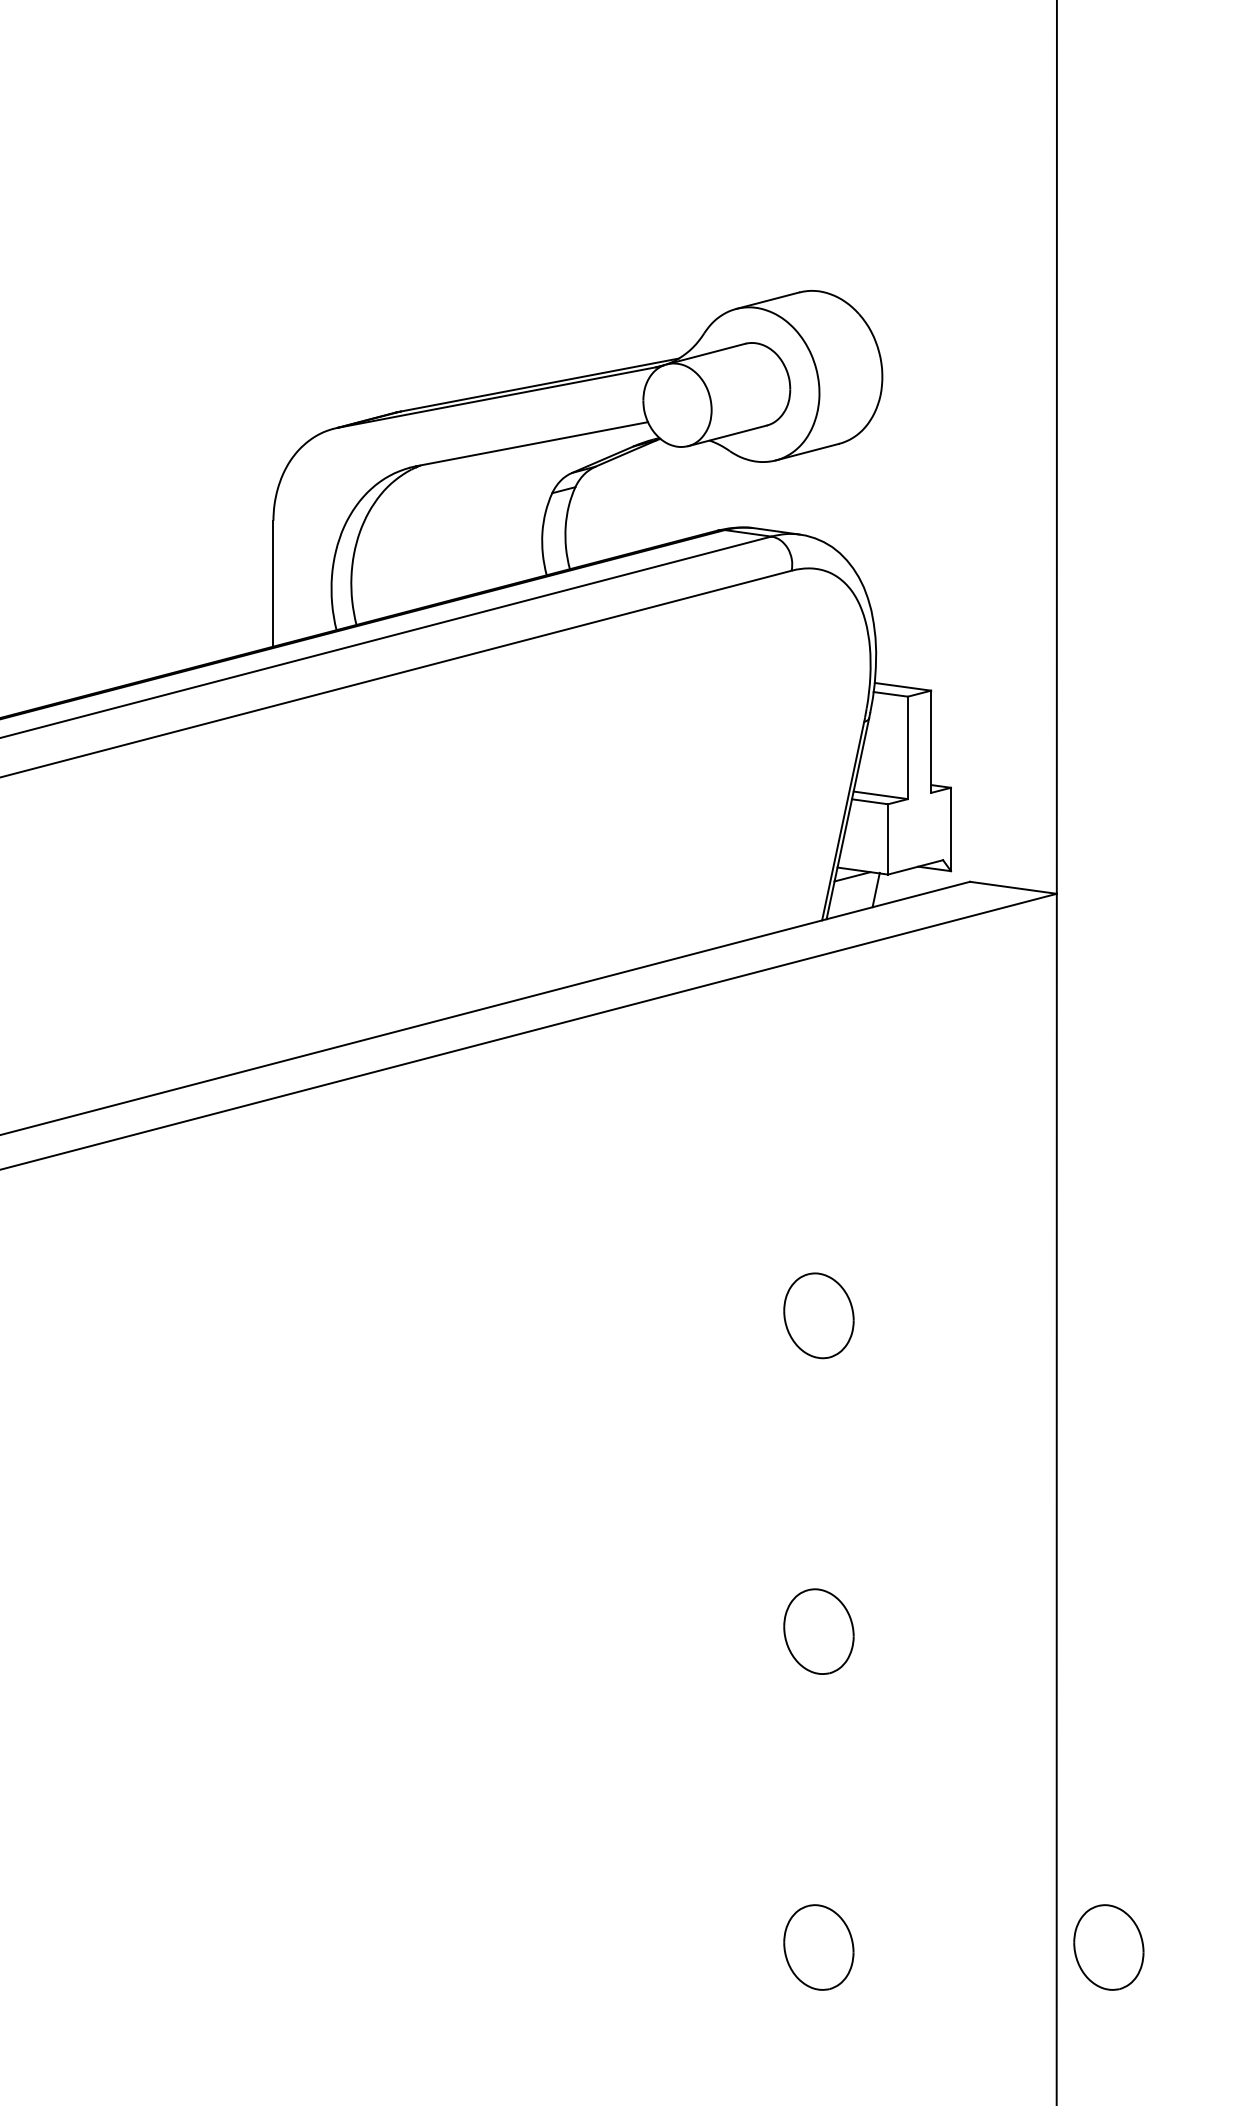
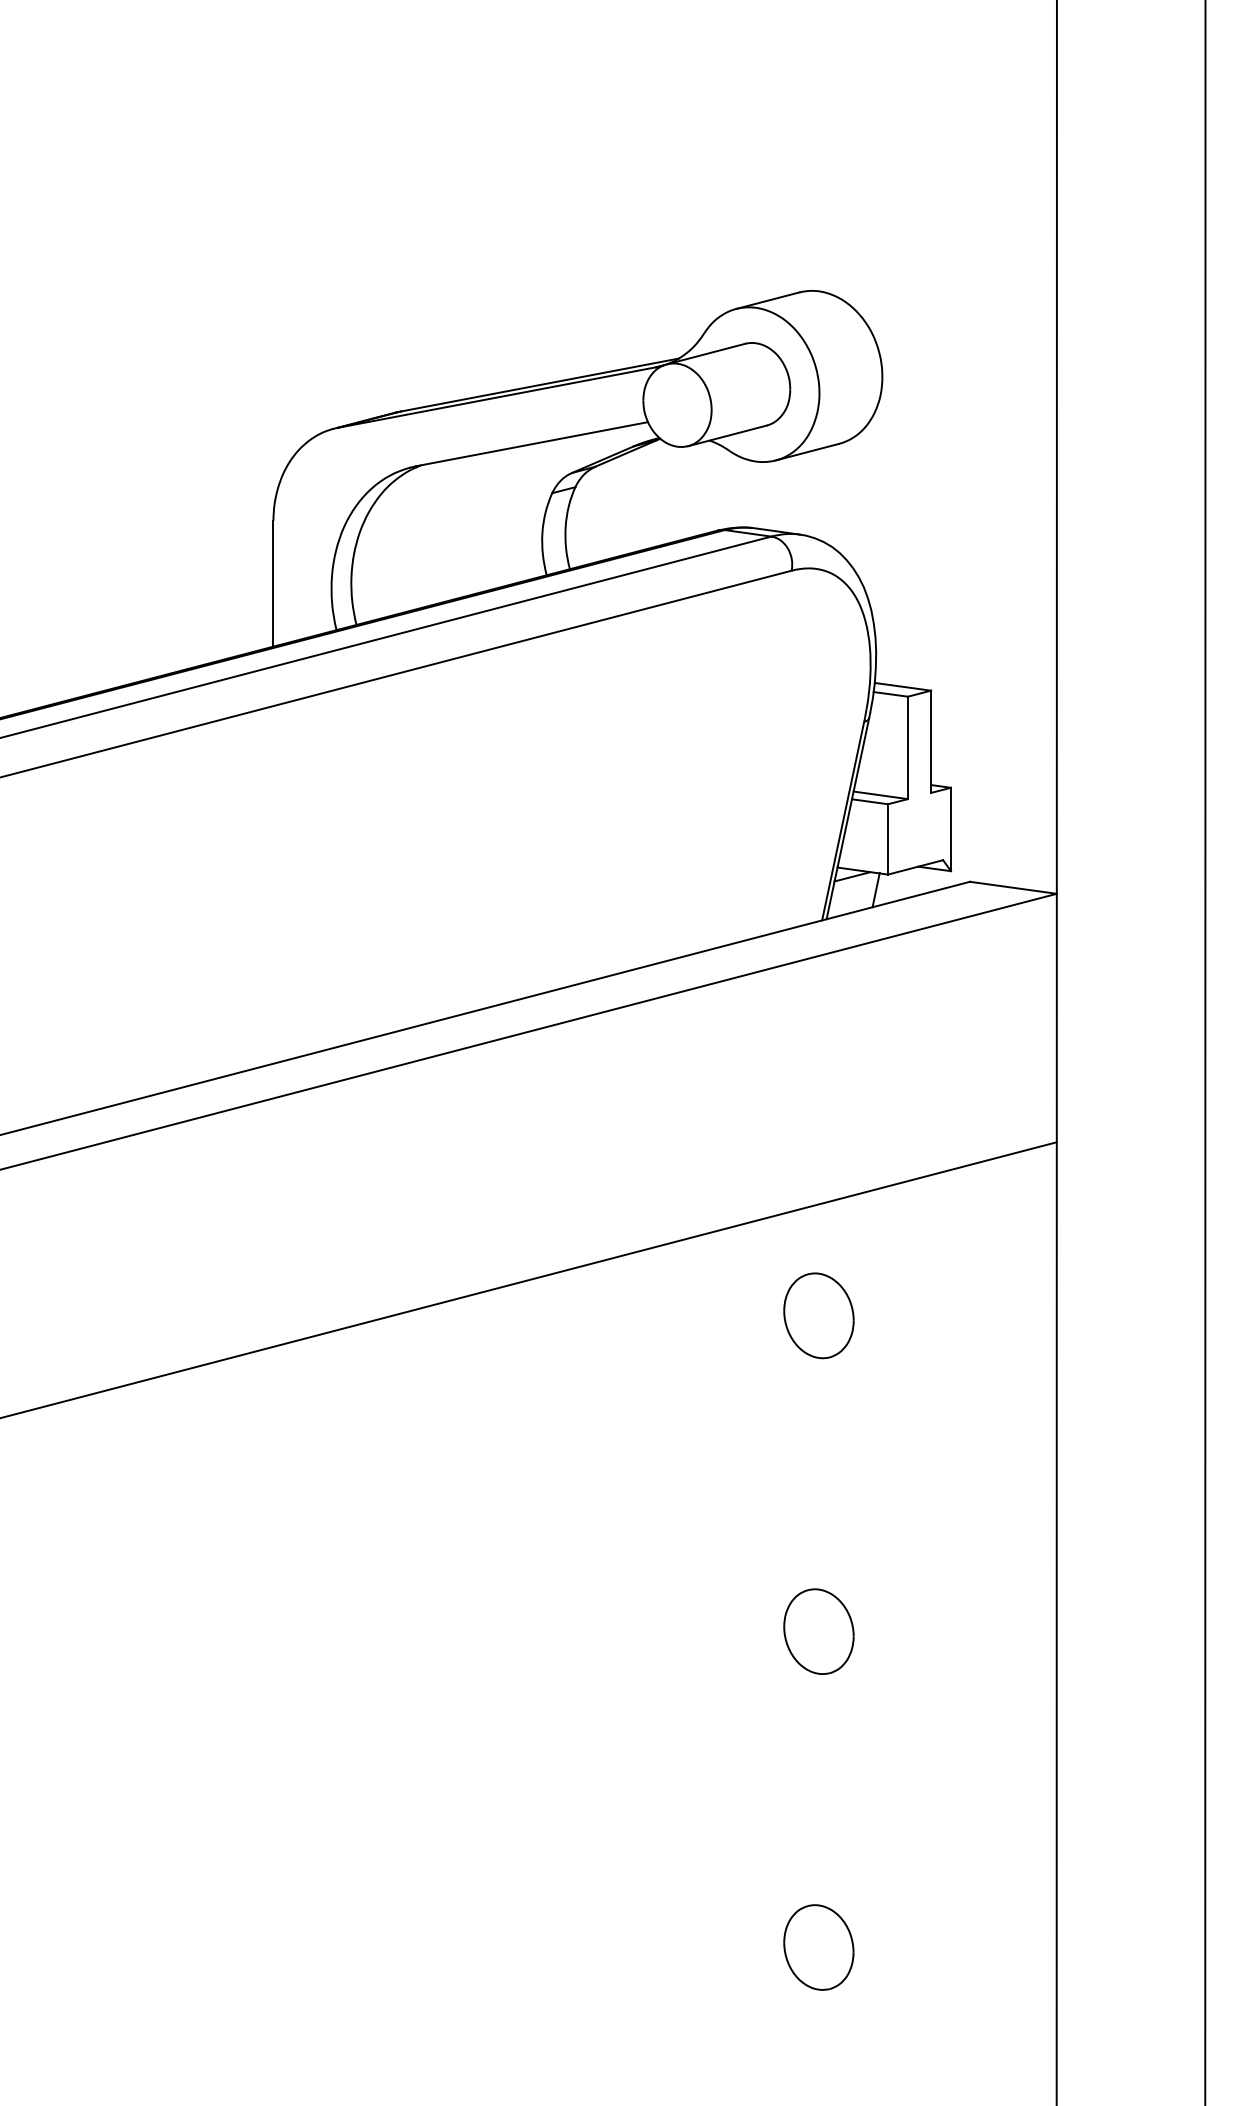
line: none -> present (1205, 1052)
line: none -> present (529, 1279)
part: present -> none (1108, 1947)
